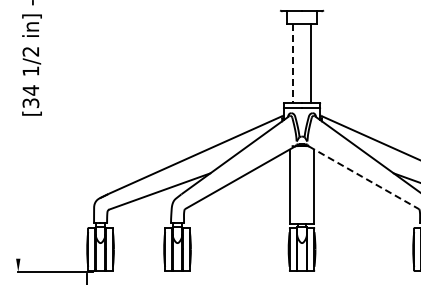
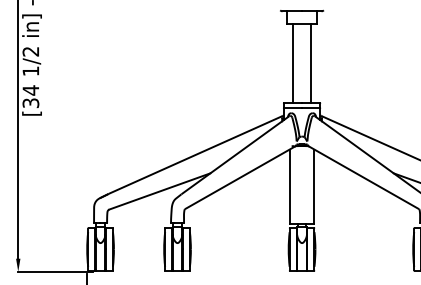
line: dashed -> solid (292, 63)
line: none -> present (18, 130)
line: dashed -> solid (364, 177)
